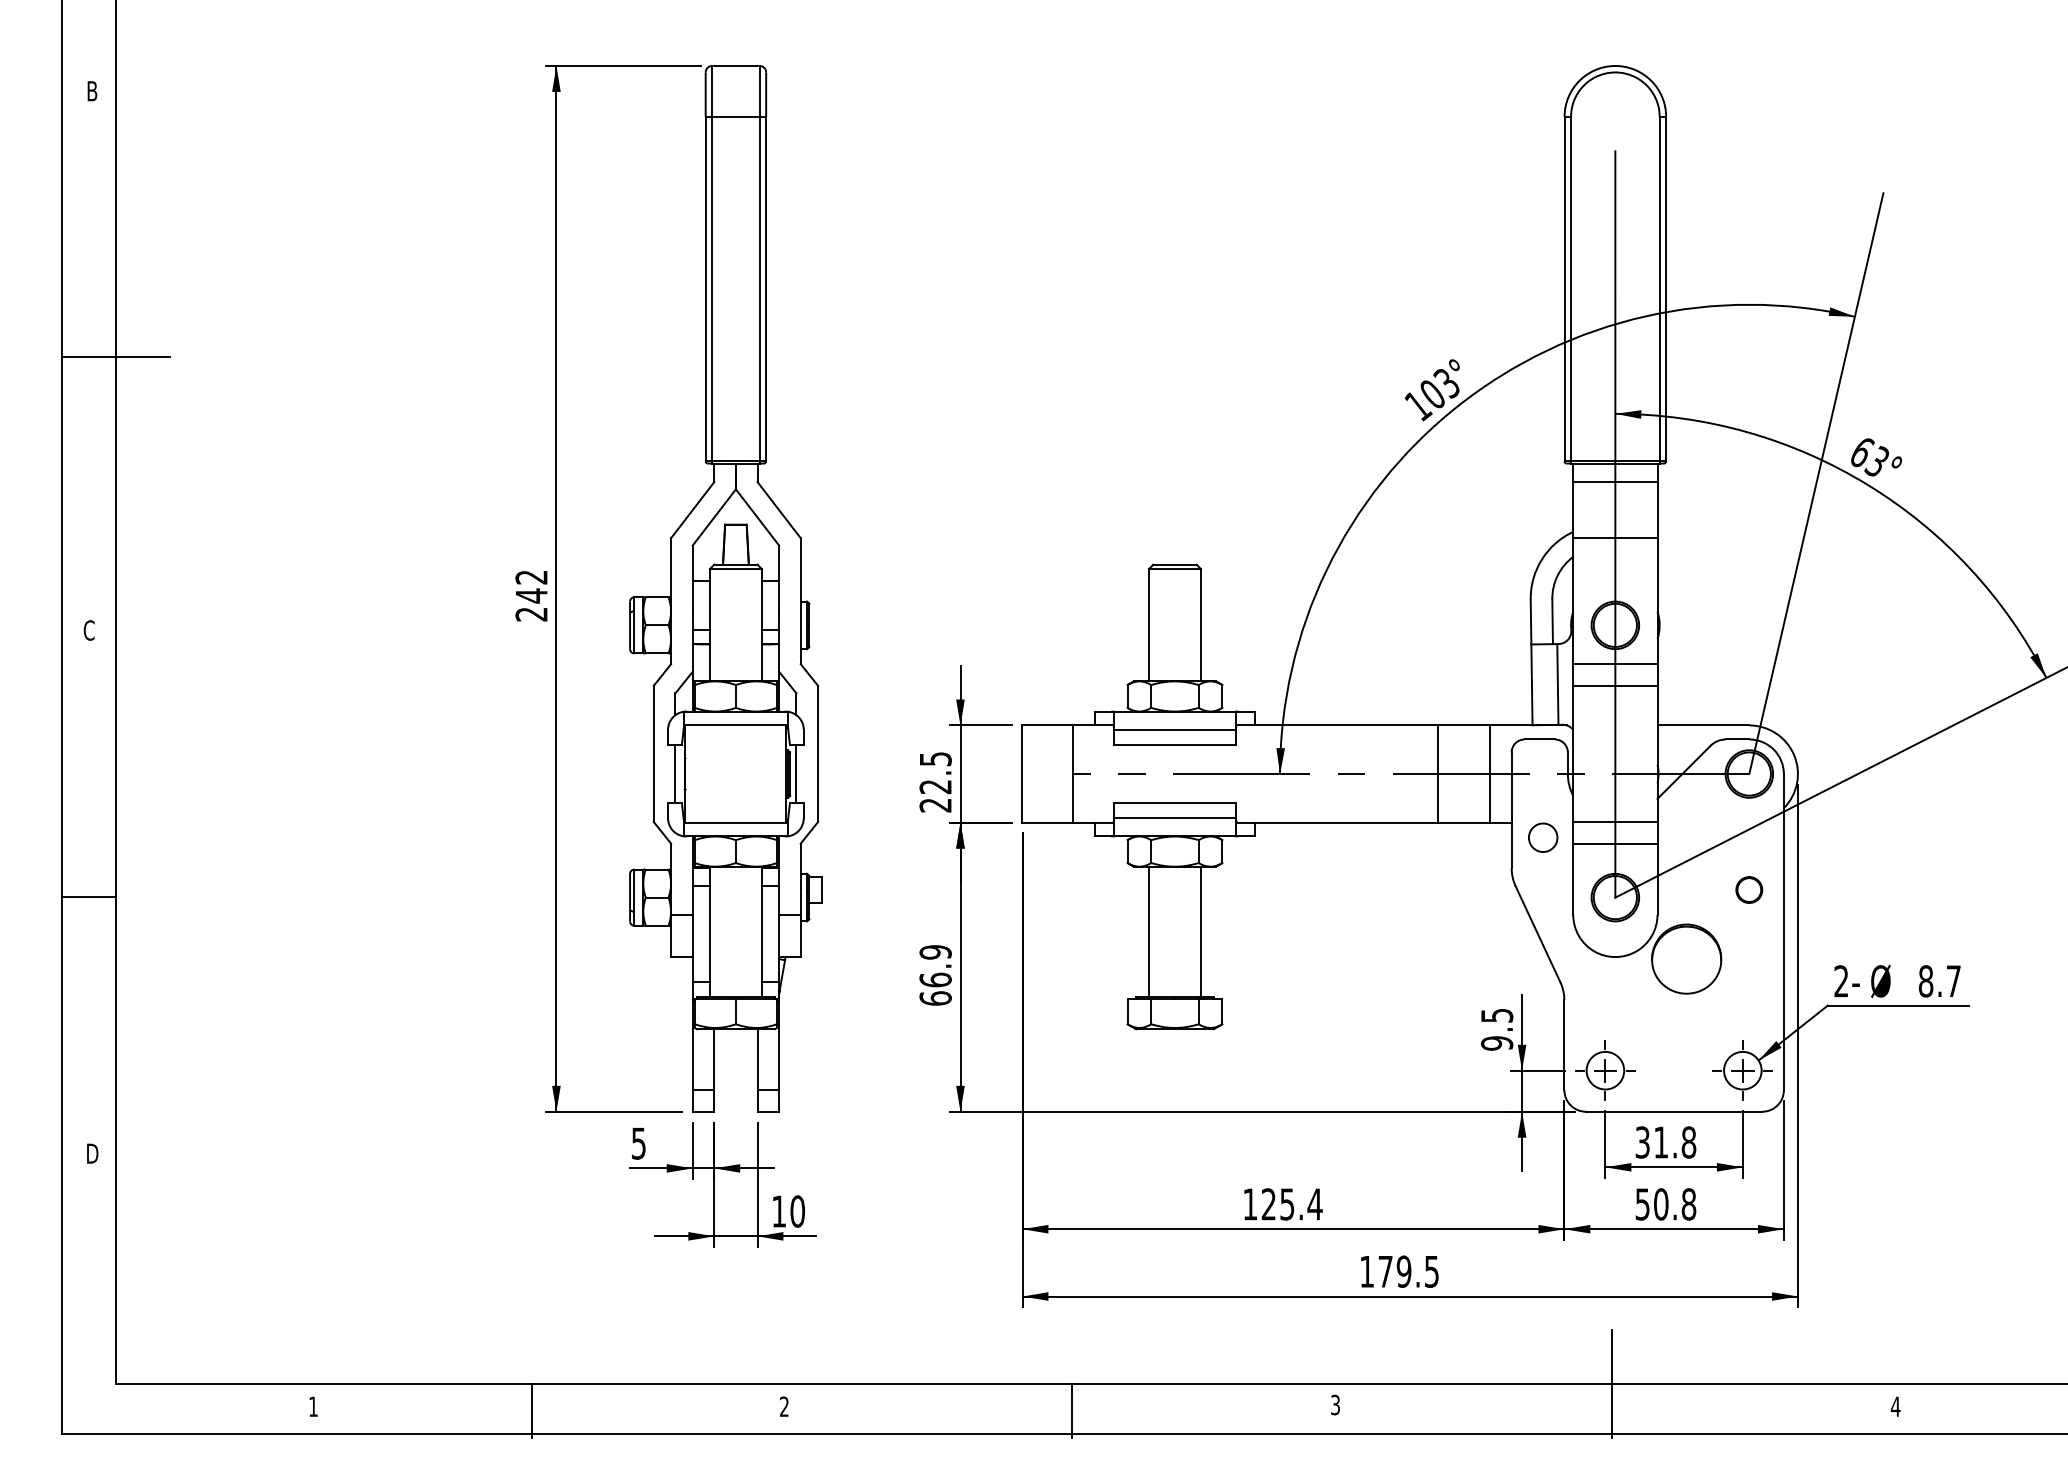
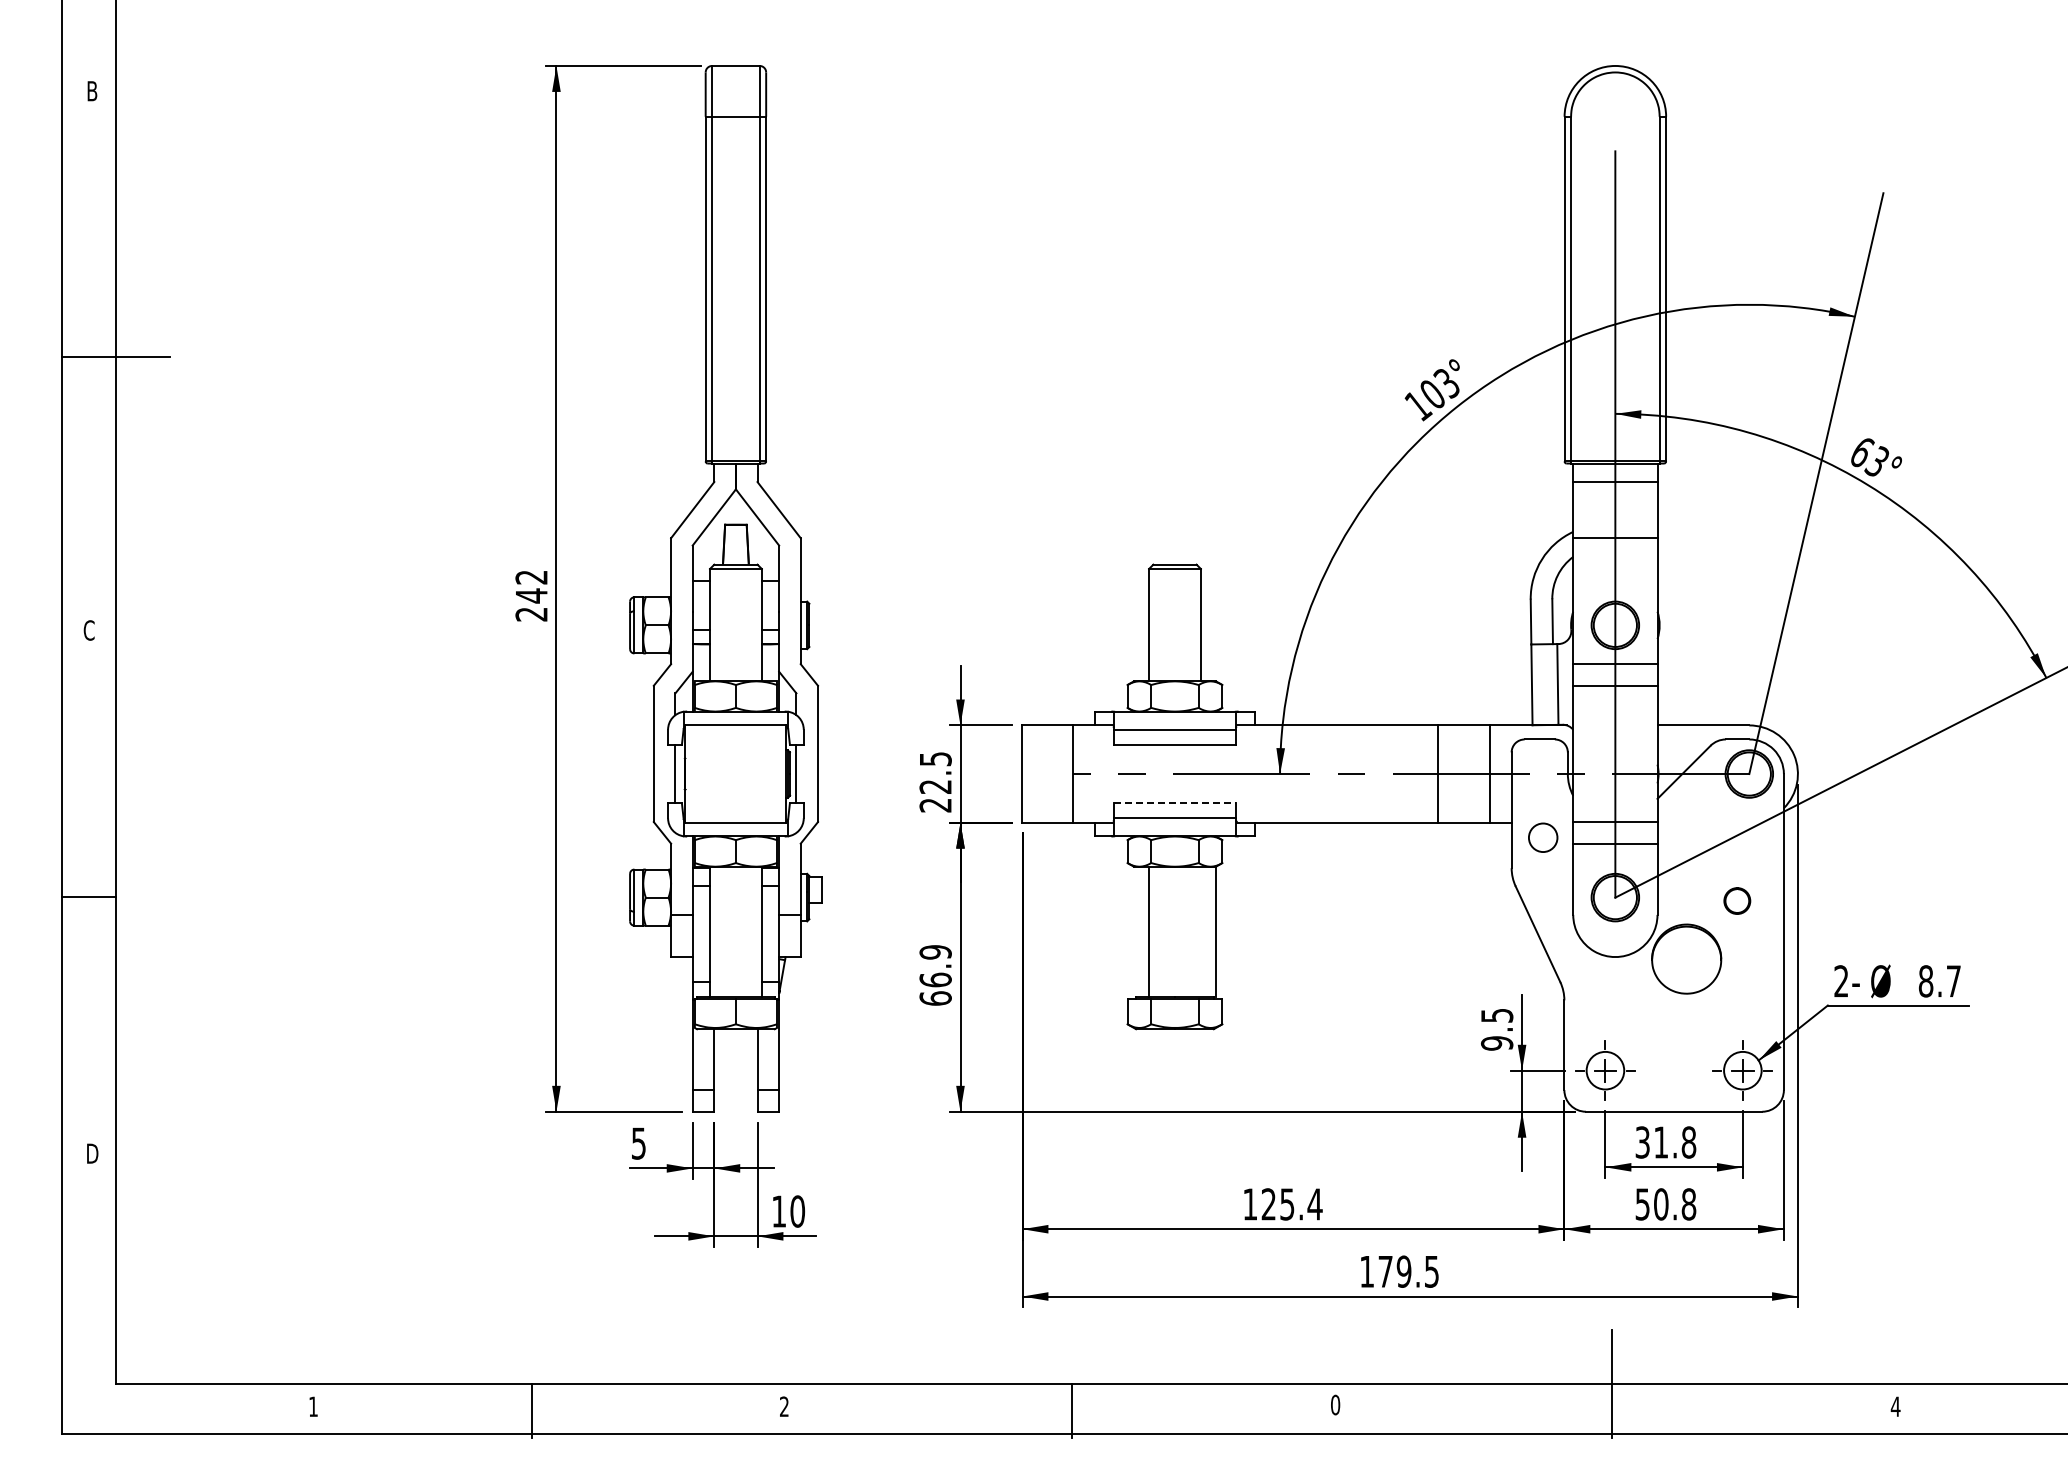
line: solid -> dashed (1174, 803)
part position: (1749, 889) -> (1737, 900) (1737, 900)
line position: (1200, 931) -> (1215, 931) (1215, 931)
text: 3 -> 0 (1335, 1404)
